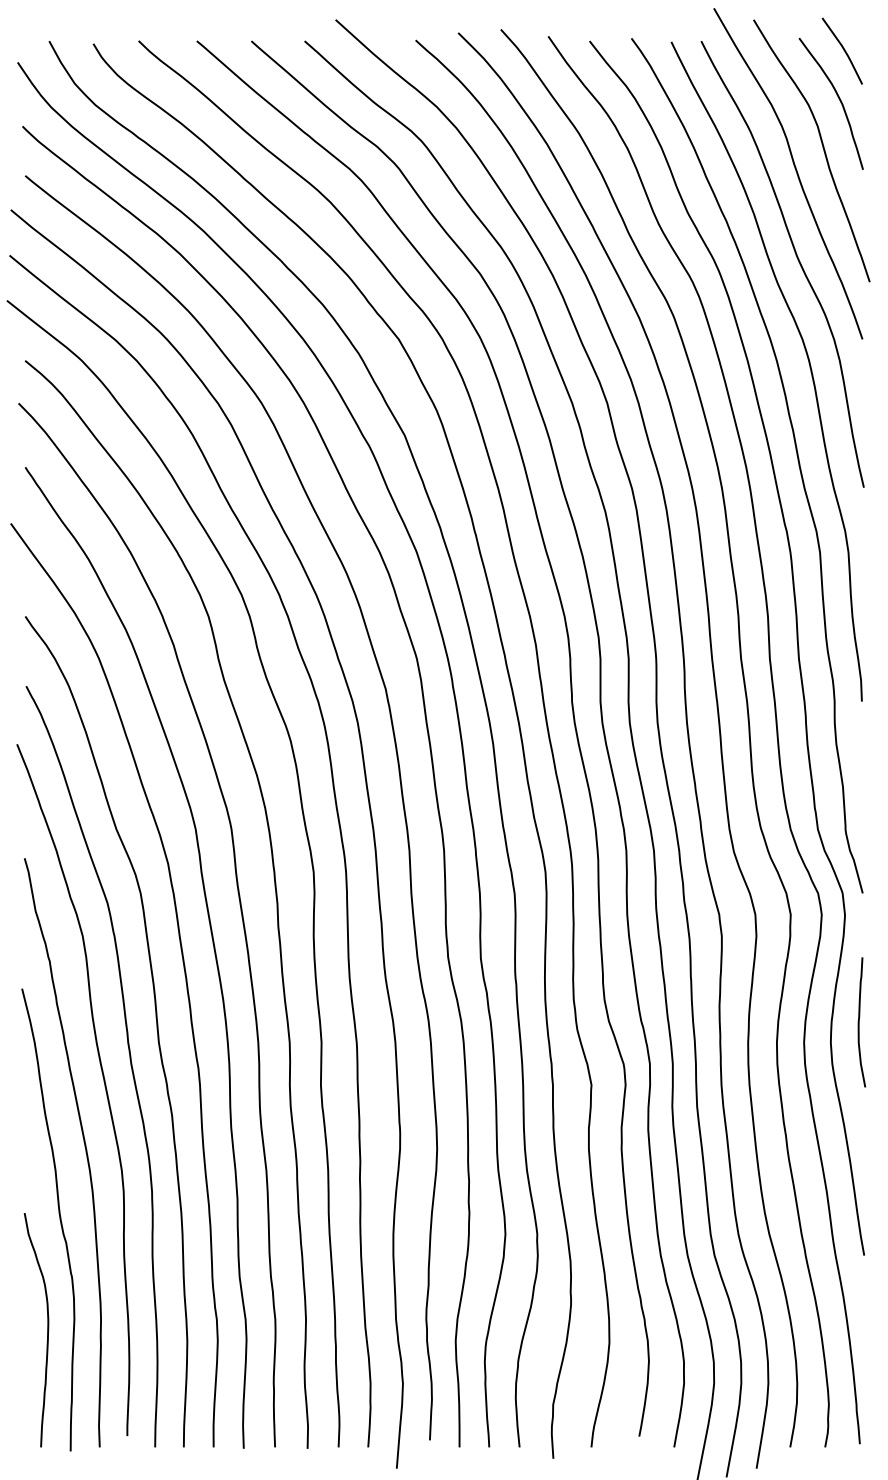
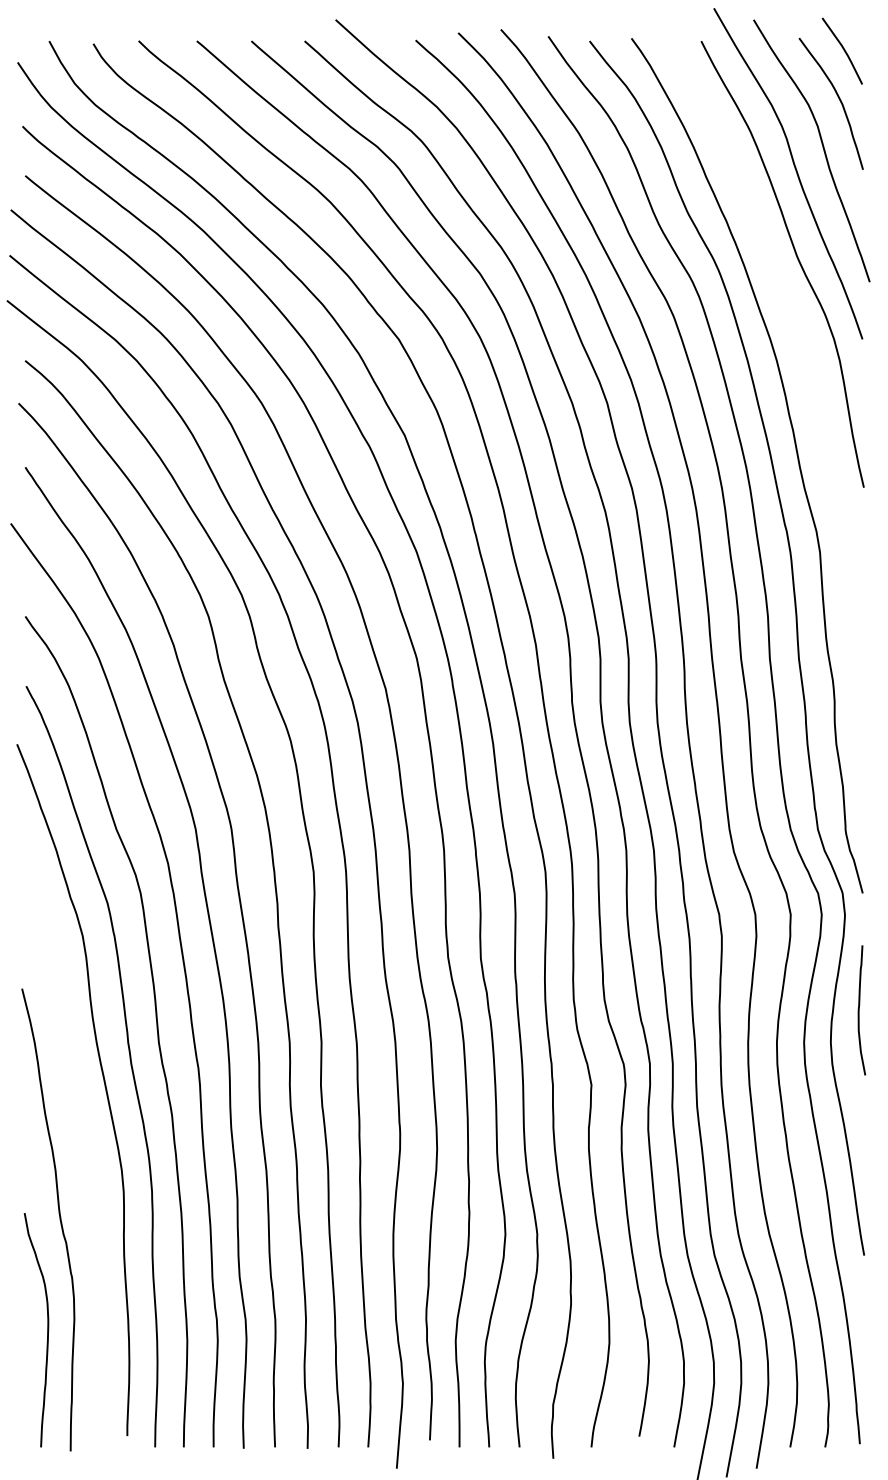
curve: present -> none (806, 356)
curve position: (859, 1022) -> (859, 1010) (859, 1010)
curve: present -> none (84, 1147)
